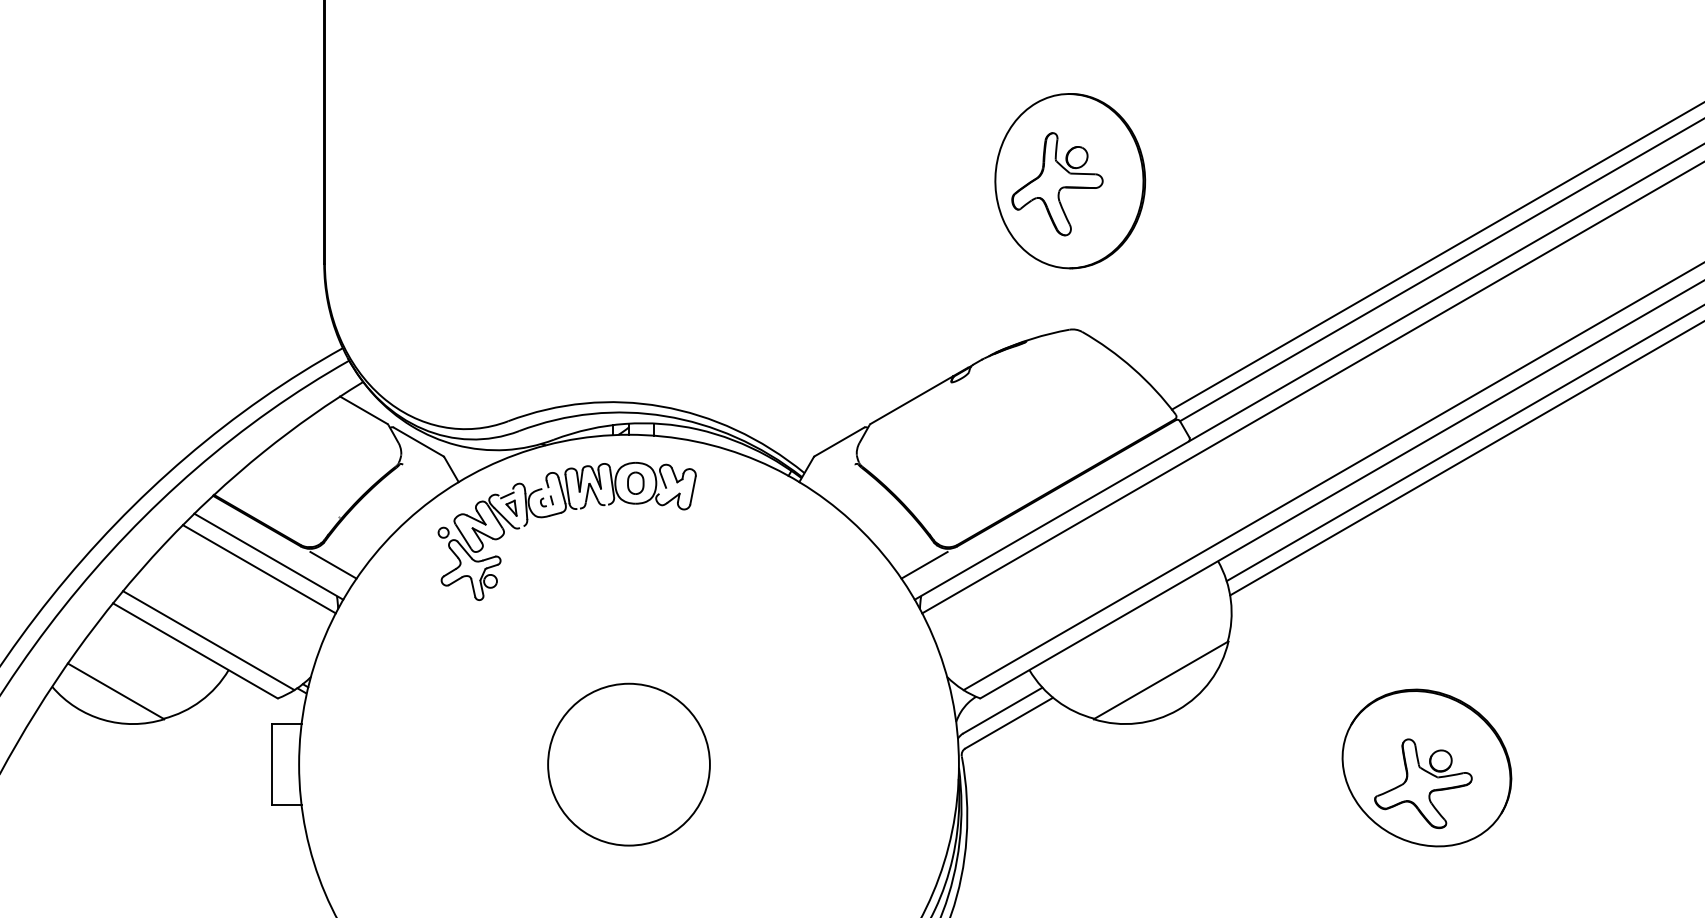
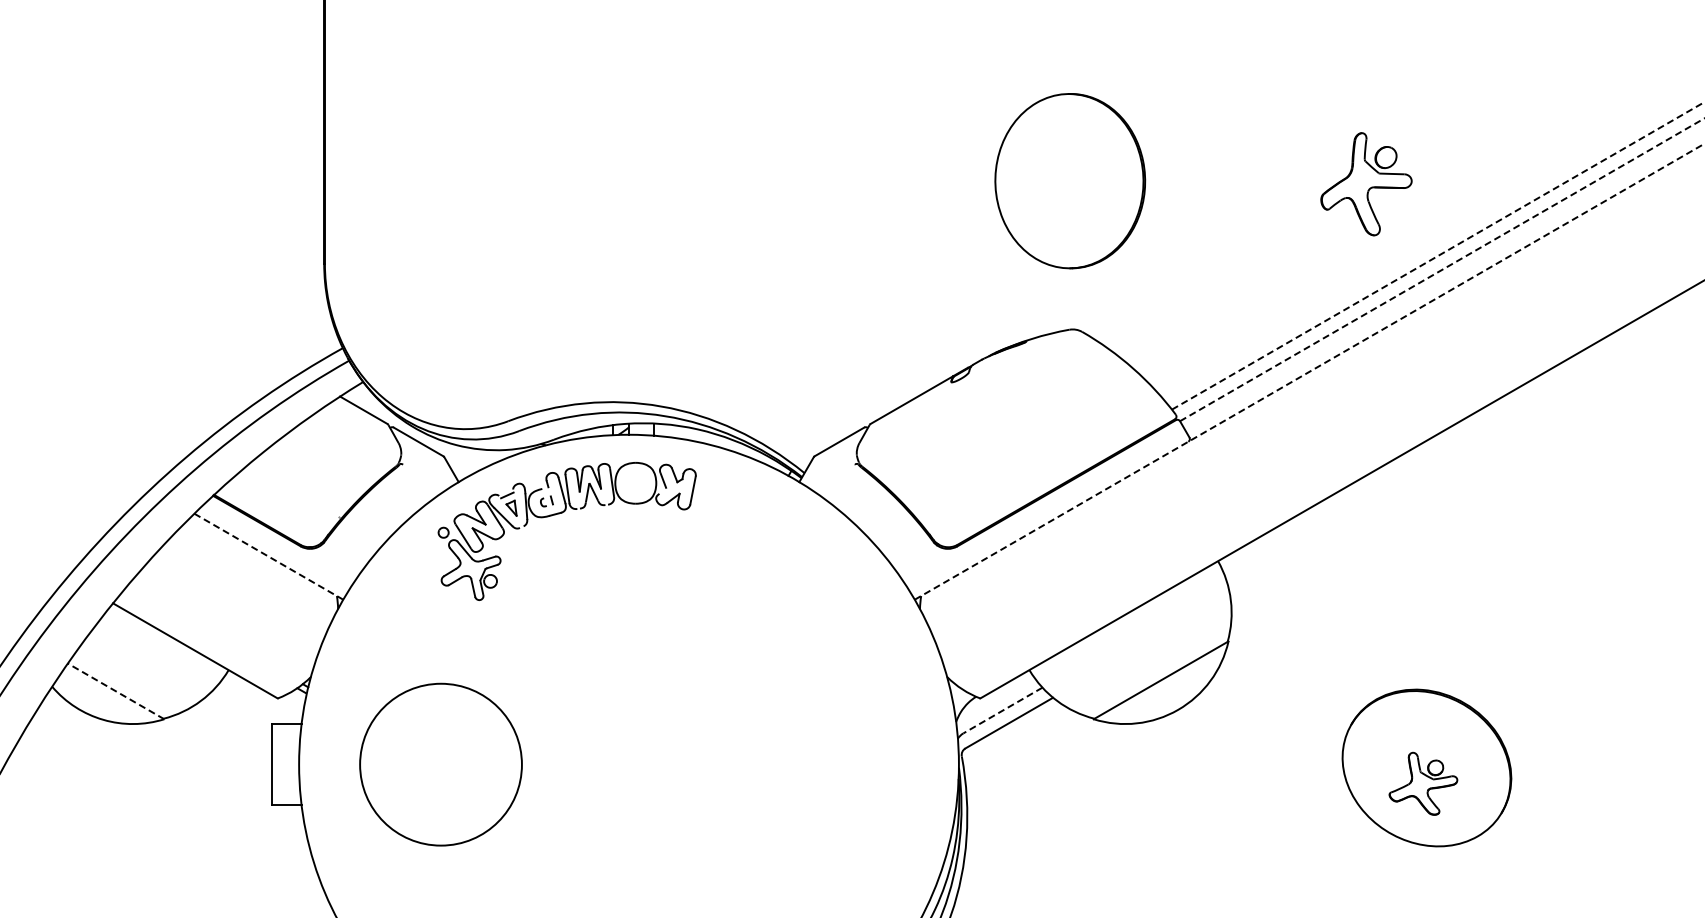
part position: (1057, 184) -> (1366, 184) (1366, 184)
line: solid -> dashed (1438, 255)
line: solid -> dashed (1442, 269)
line: solid -> dashed (1310, 371)
line: present -> none (1311, 388)
line: present -> none (1463, 443)
line: present -> none (1465, 459)
line: present -> none (1332, 477)
part: present -> none (635, 482)
line: solid -> dashed (268, 556)
line: present -> none (333, 564)
line: present -> none (924, 564)
line: present -> none (258, 569)
line: present -> none (208, 640)
line: solid -> dashed (116, 691)
line: solid -> dashed (1002, 710)
circle position: (628, 764) -> (440, 764) (440, 764)
part size: 99x92 px -> 71x65 px (1423, 783)
